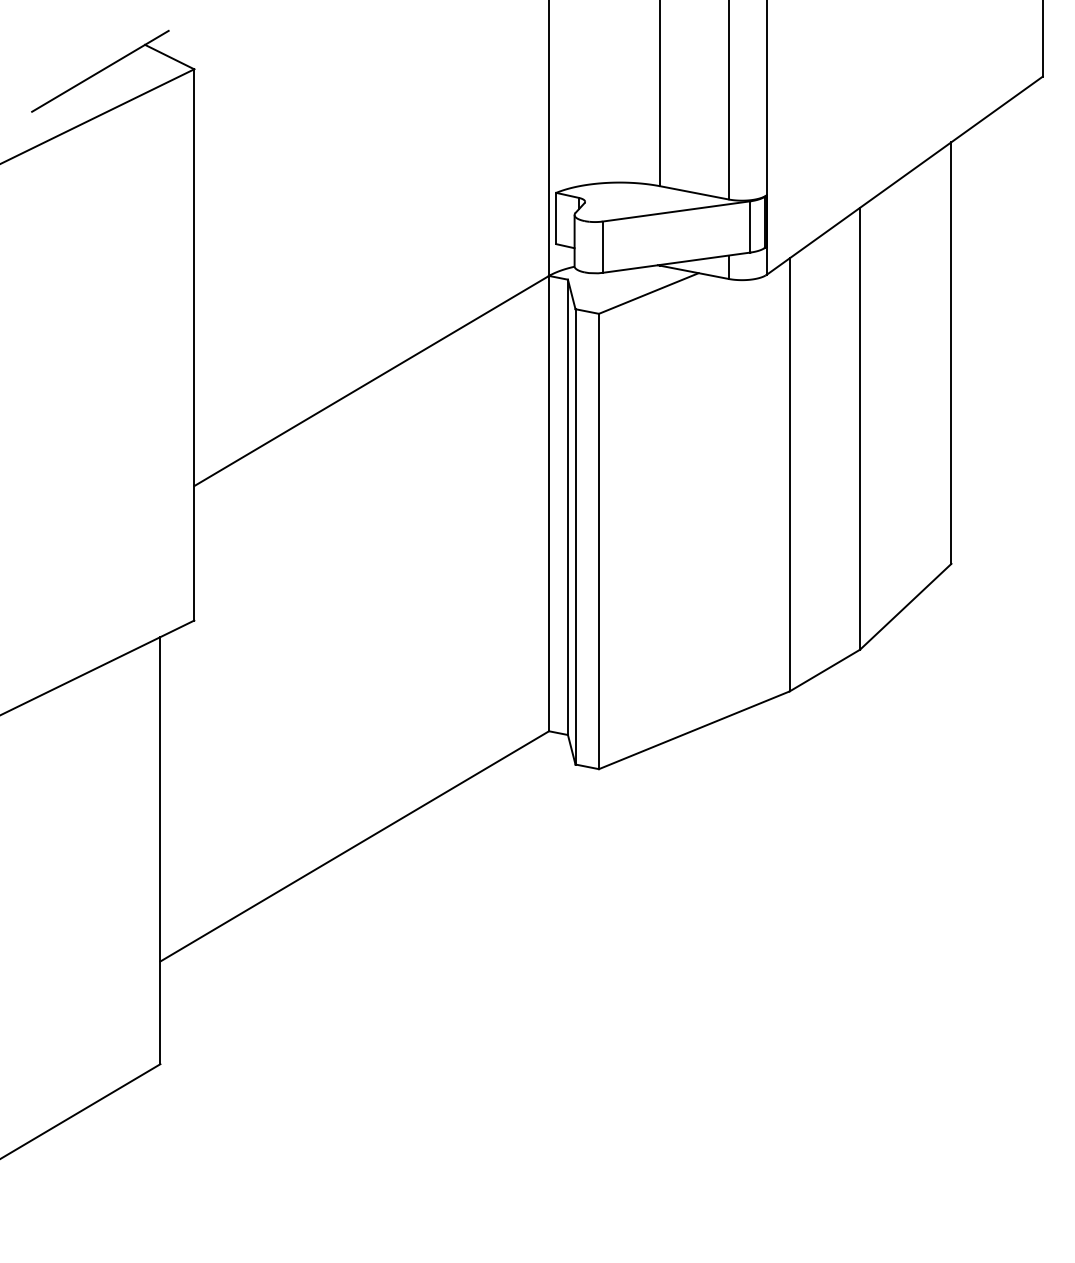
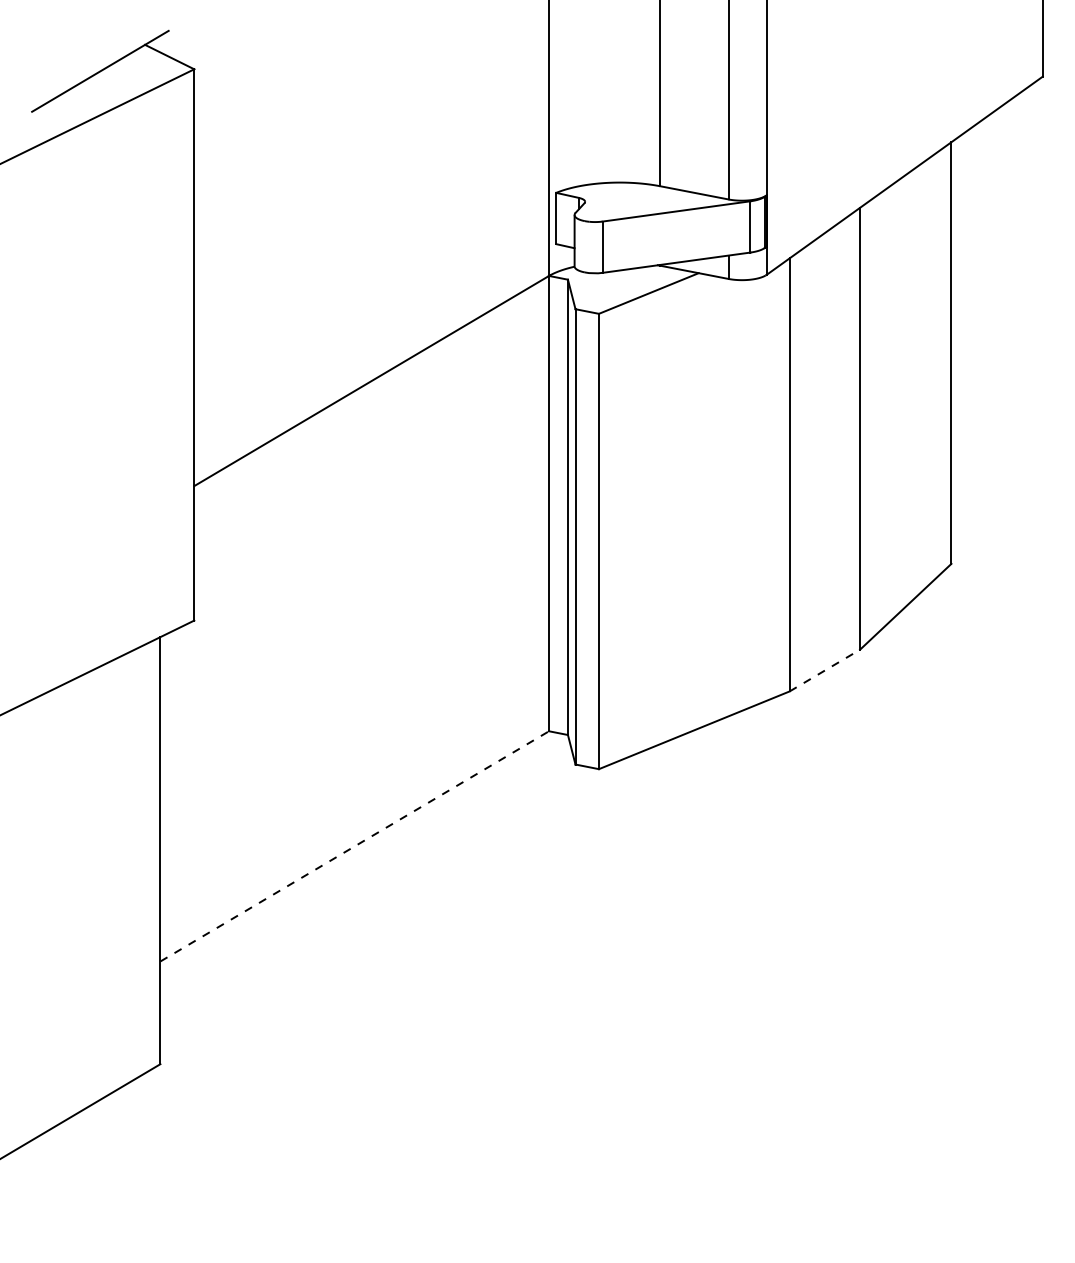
line: solid -> dashed (824, 670)
line: solid -> dashed (354, 846)
